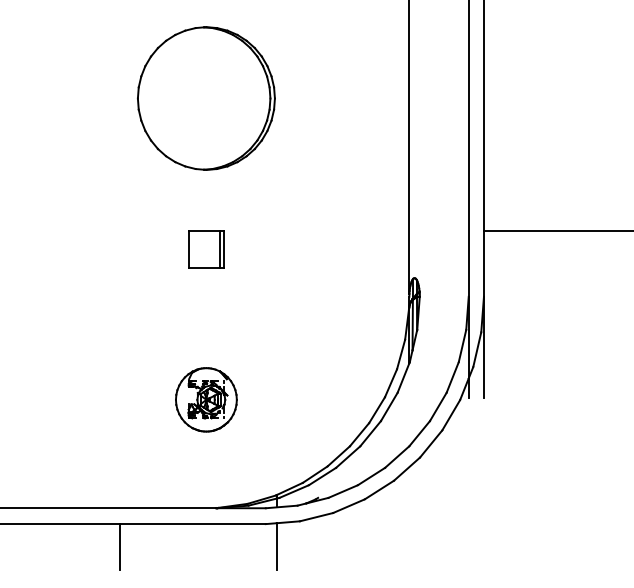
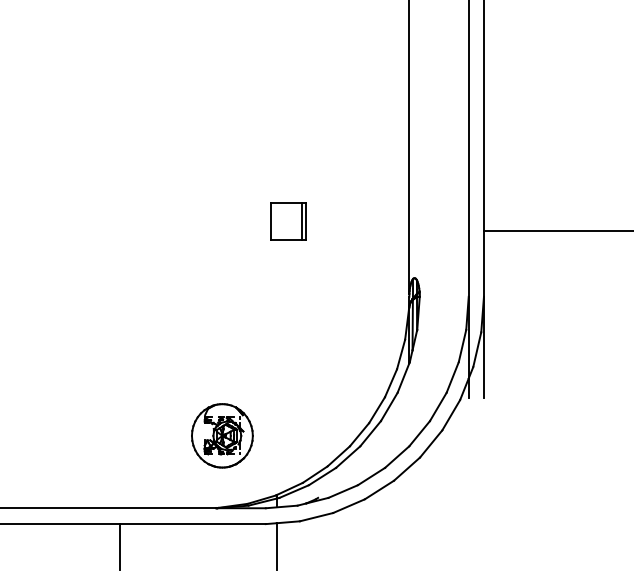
part: present -> none (206, 98)
part position: (206, 249) -> (288, 221) (288, 221)
part position: (206, 399) -> (222, 435) (222, 435)
